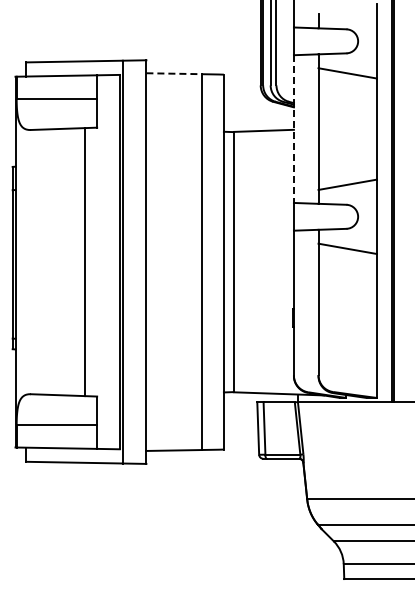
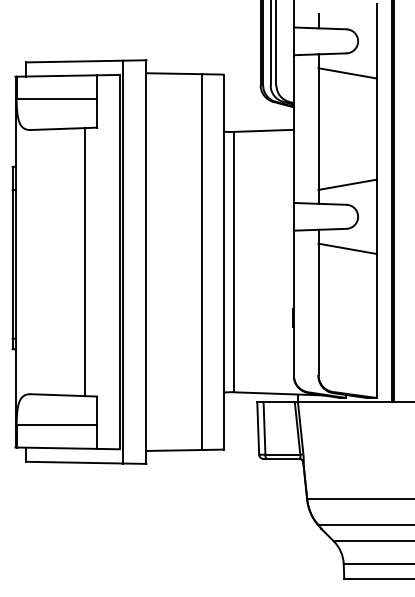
line: dashed -> solid (174, 73)
line: dashed -> solid (293, 129)
